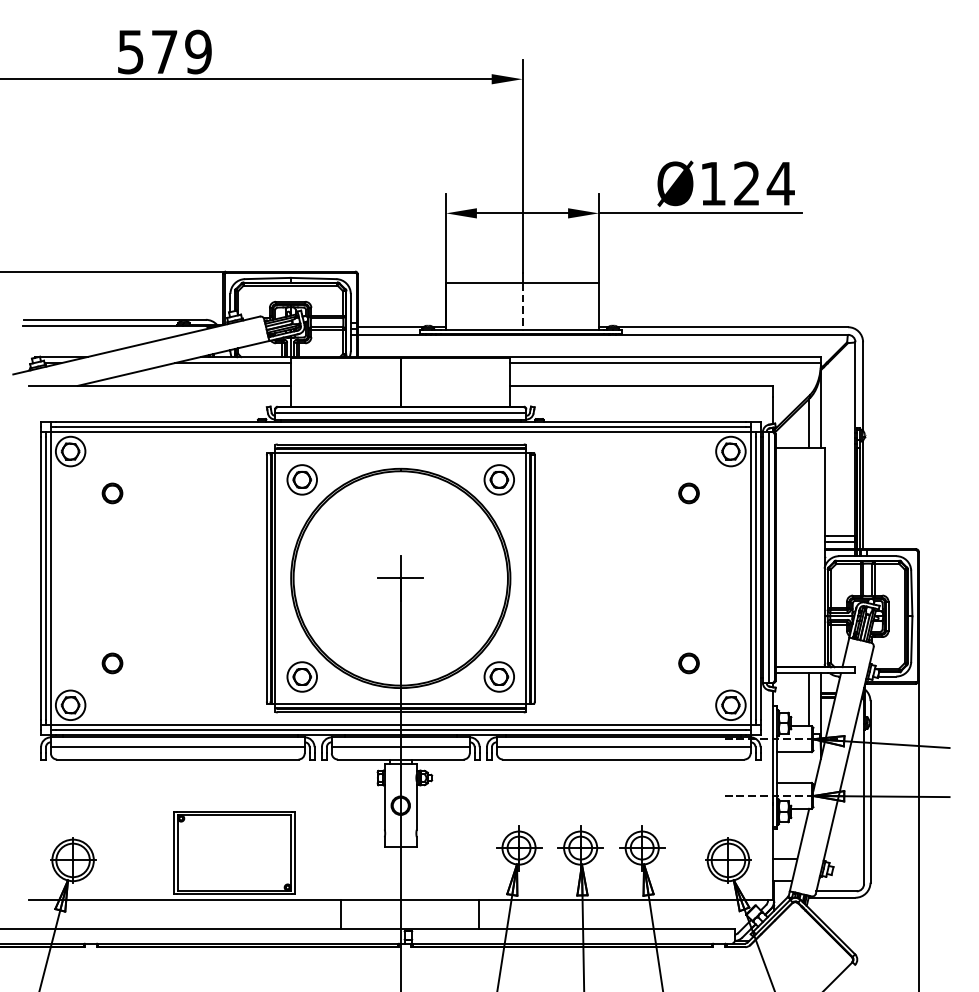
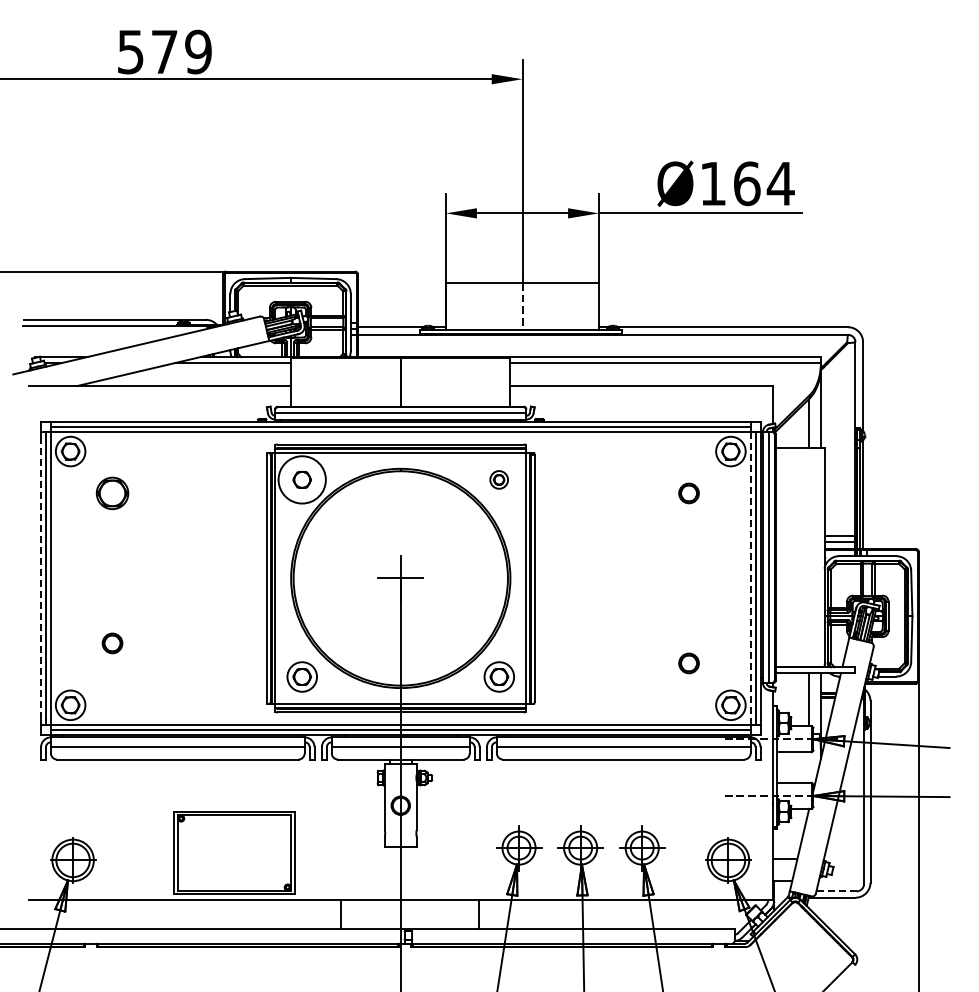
text: Ø124 -> Ø164 (747, 183)
circle diameter: 30 px -> 47 px (301, 479)
part size: 32x32 px -> 20x20 px (498, 479)
part size: 23x23 px -> 35x35 px (112, 493)
line: solid -> dashed (41, 578)
line: solid -> dashed (750, 578)
part position: (112, 663) -> (112, 643) (112, 643)
line: solid -> dashed (836, 891)
